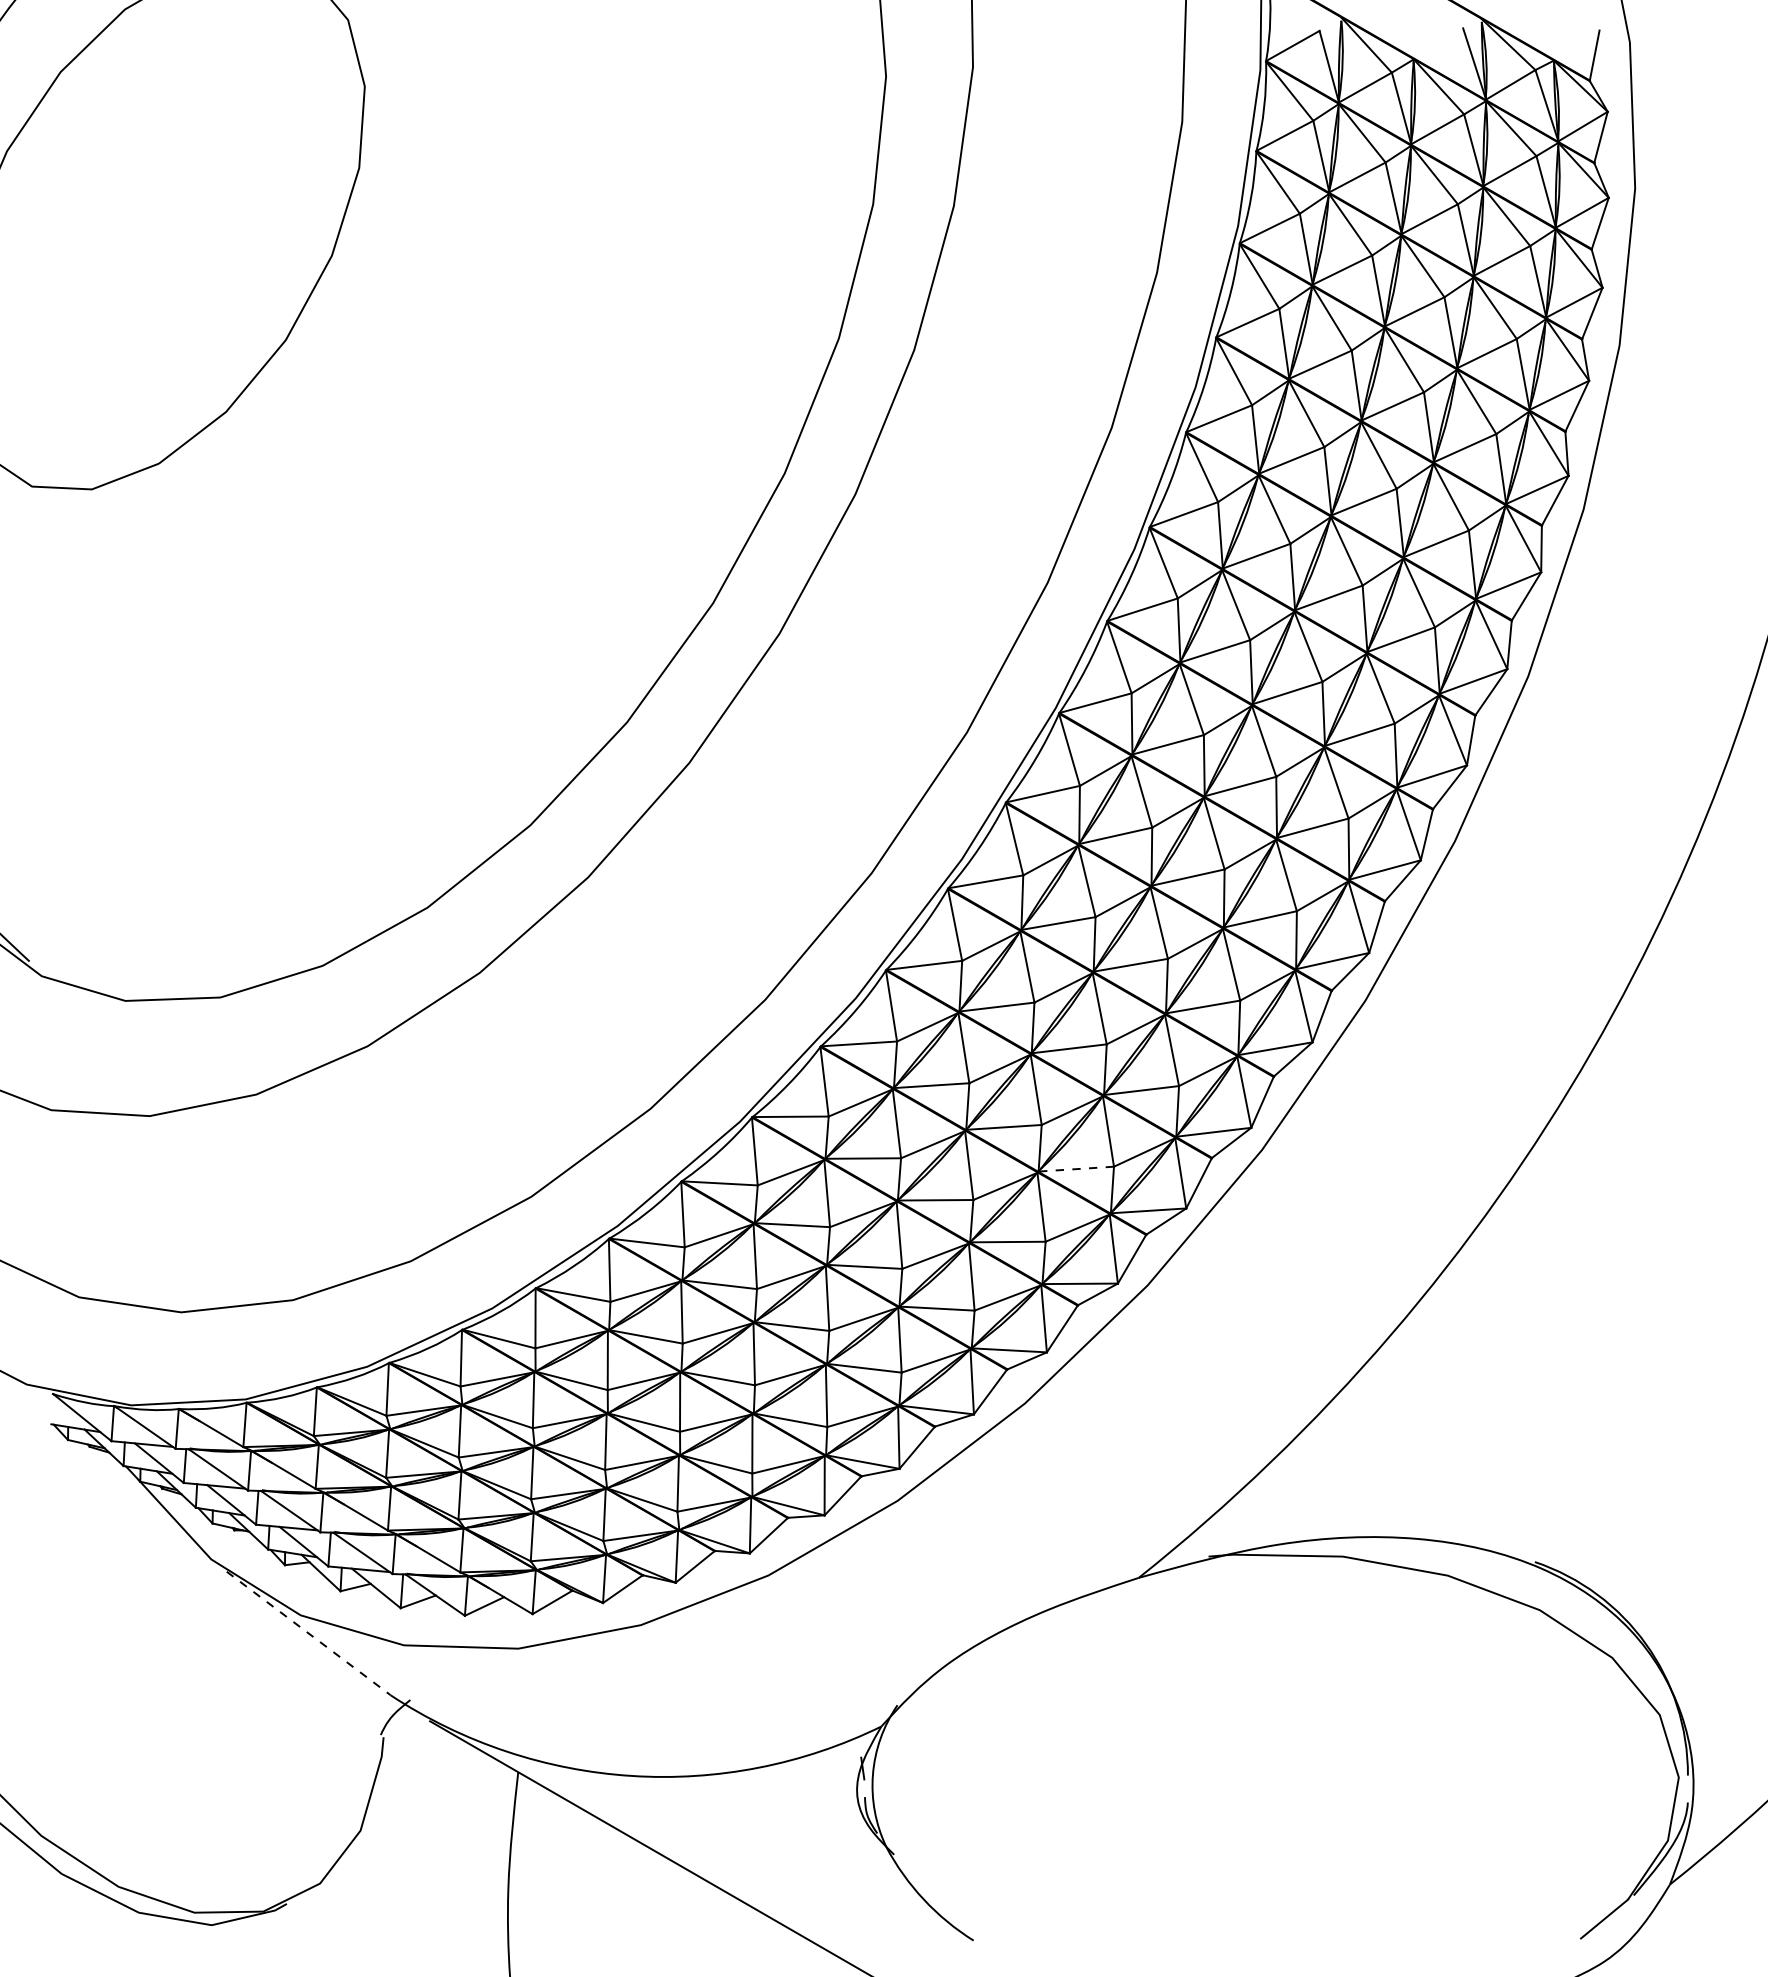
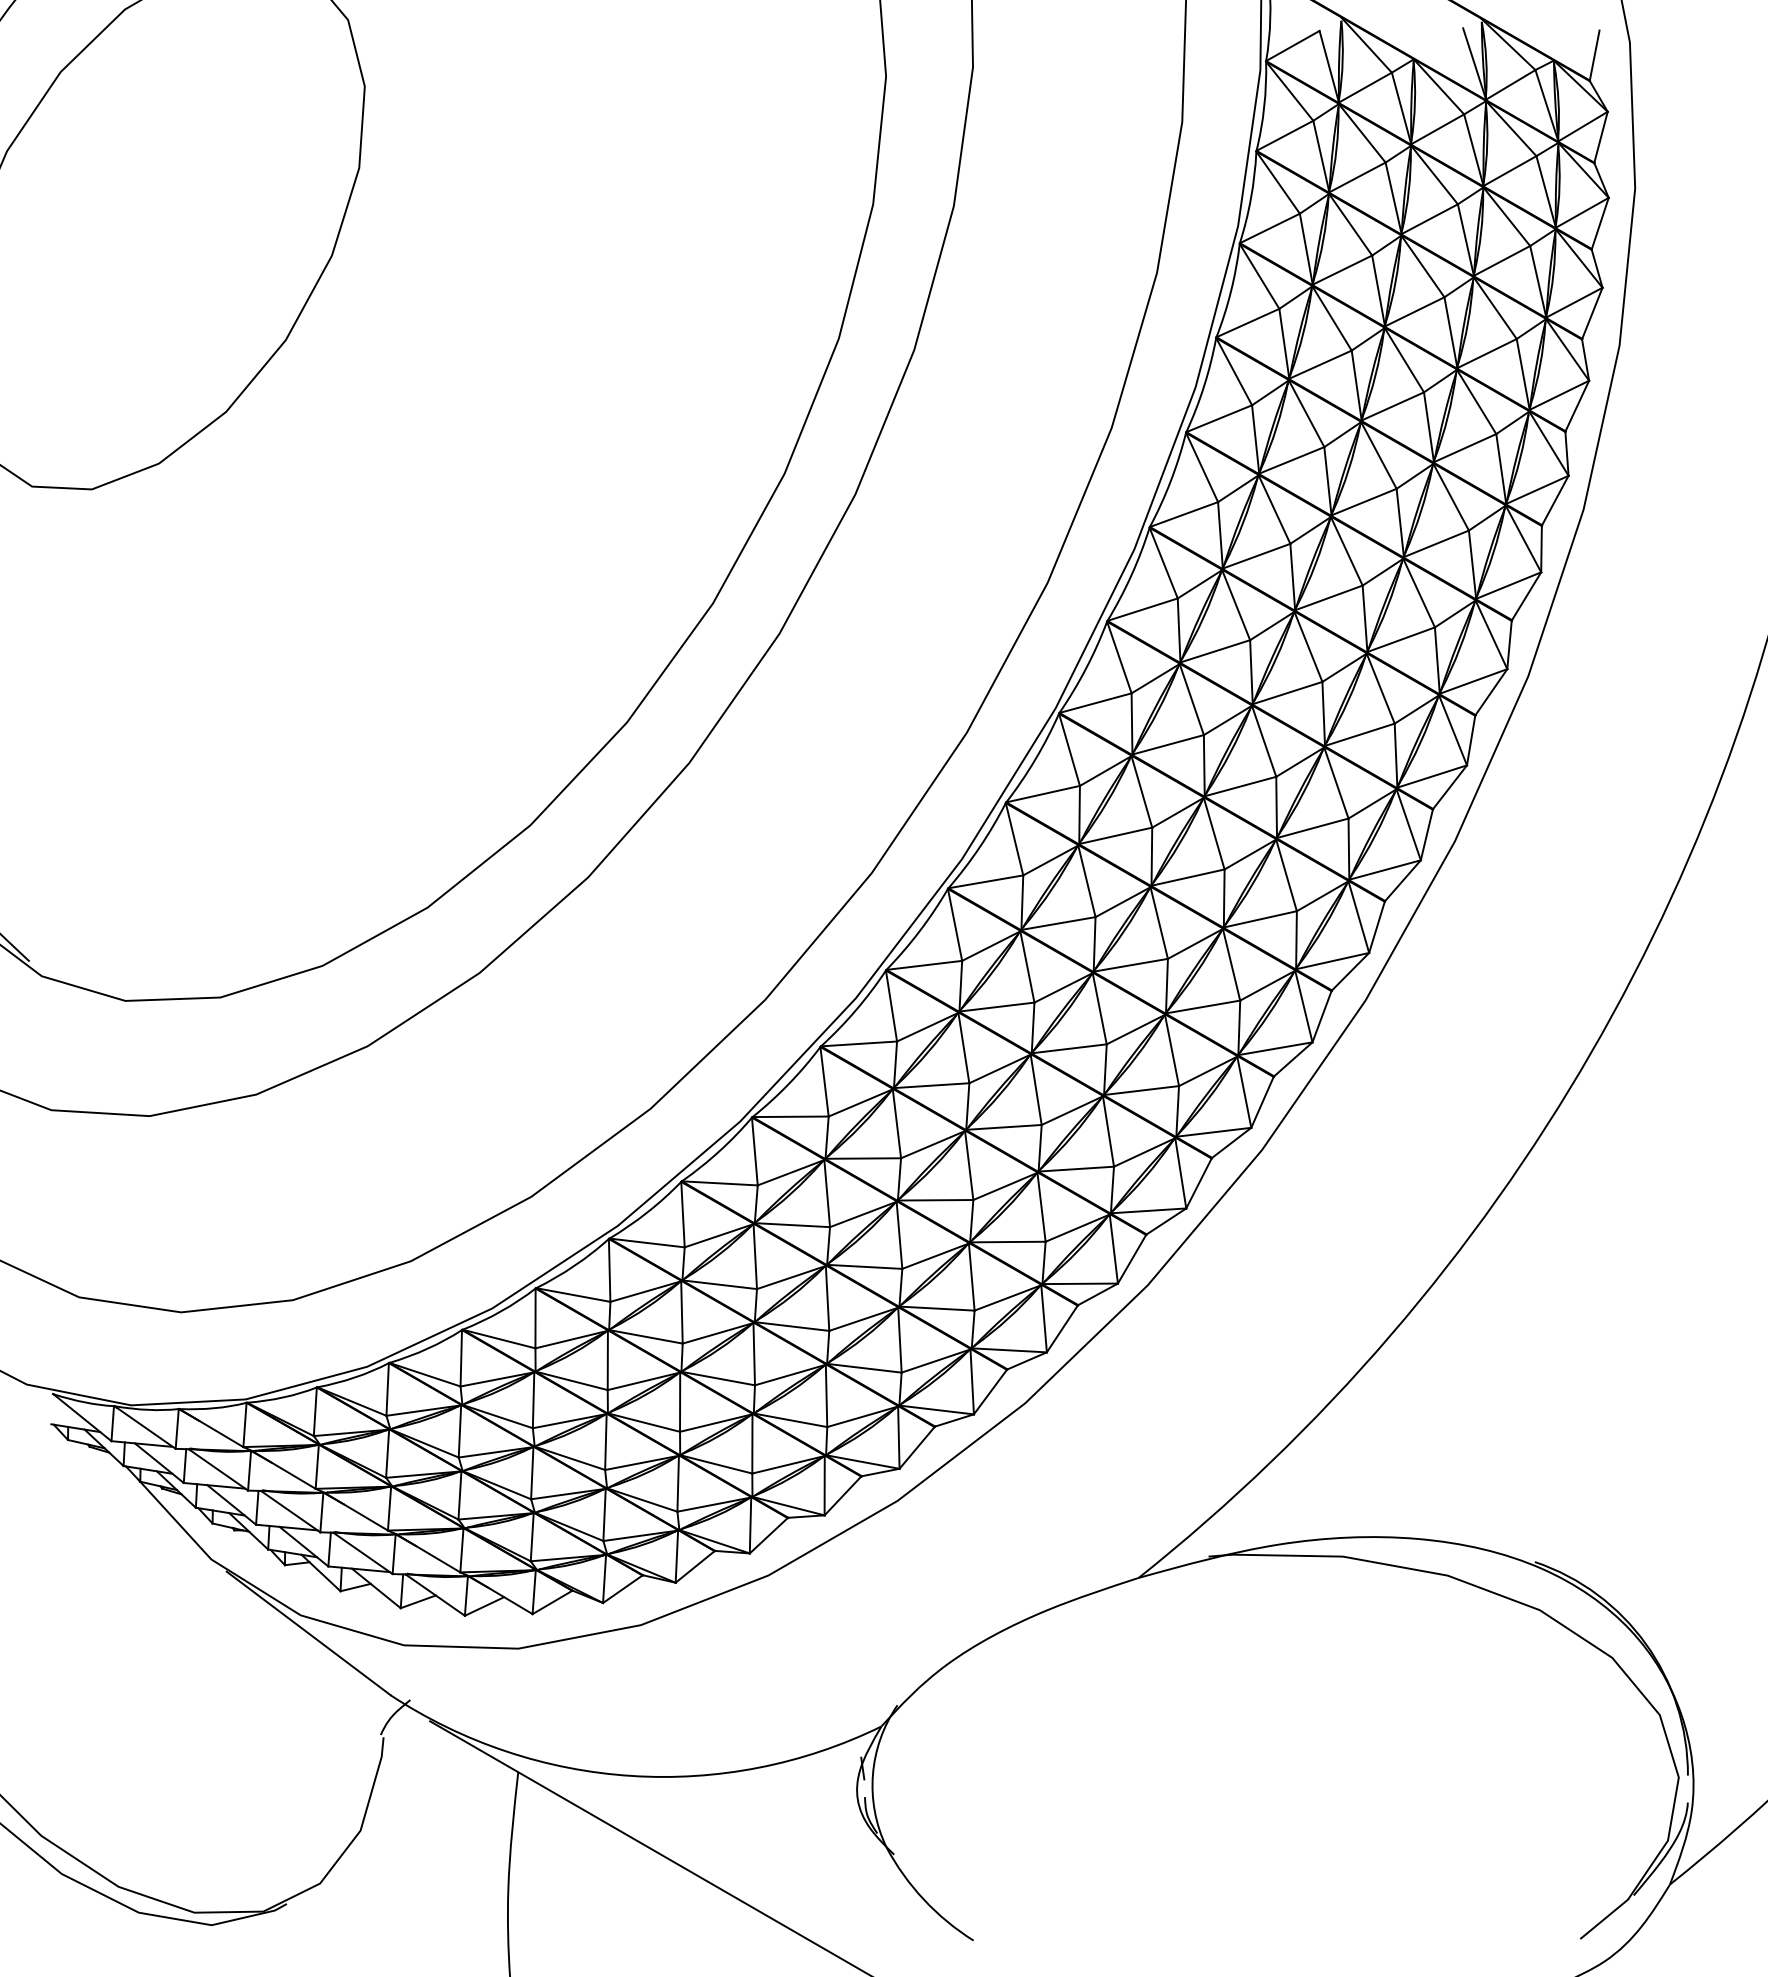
line: dashed -> solid (1076, 1169)
line: dashed -> solid (309, 1633)
